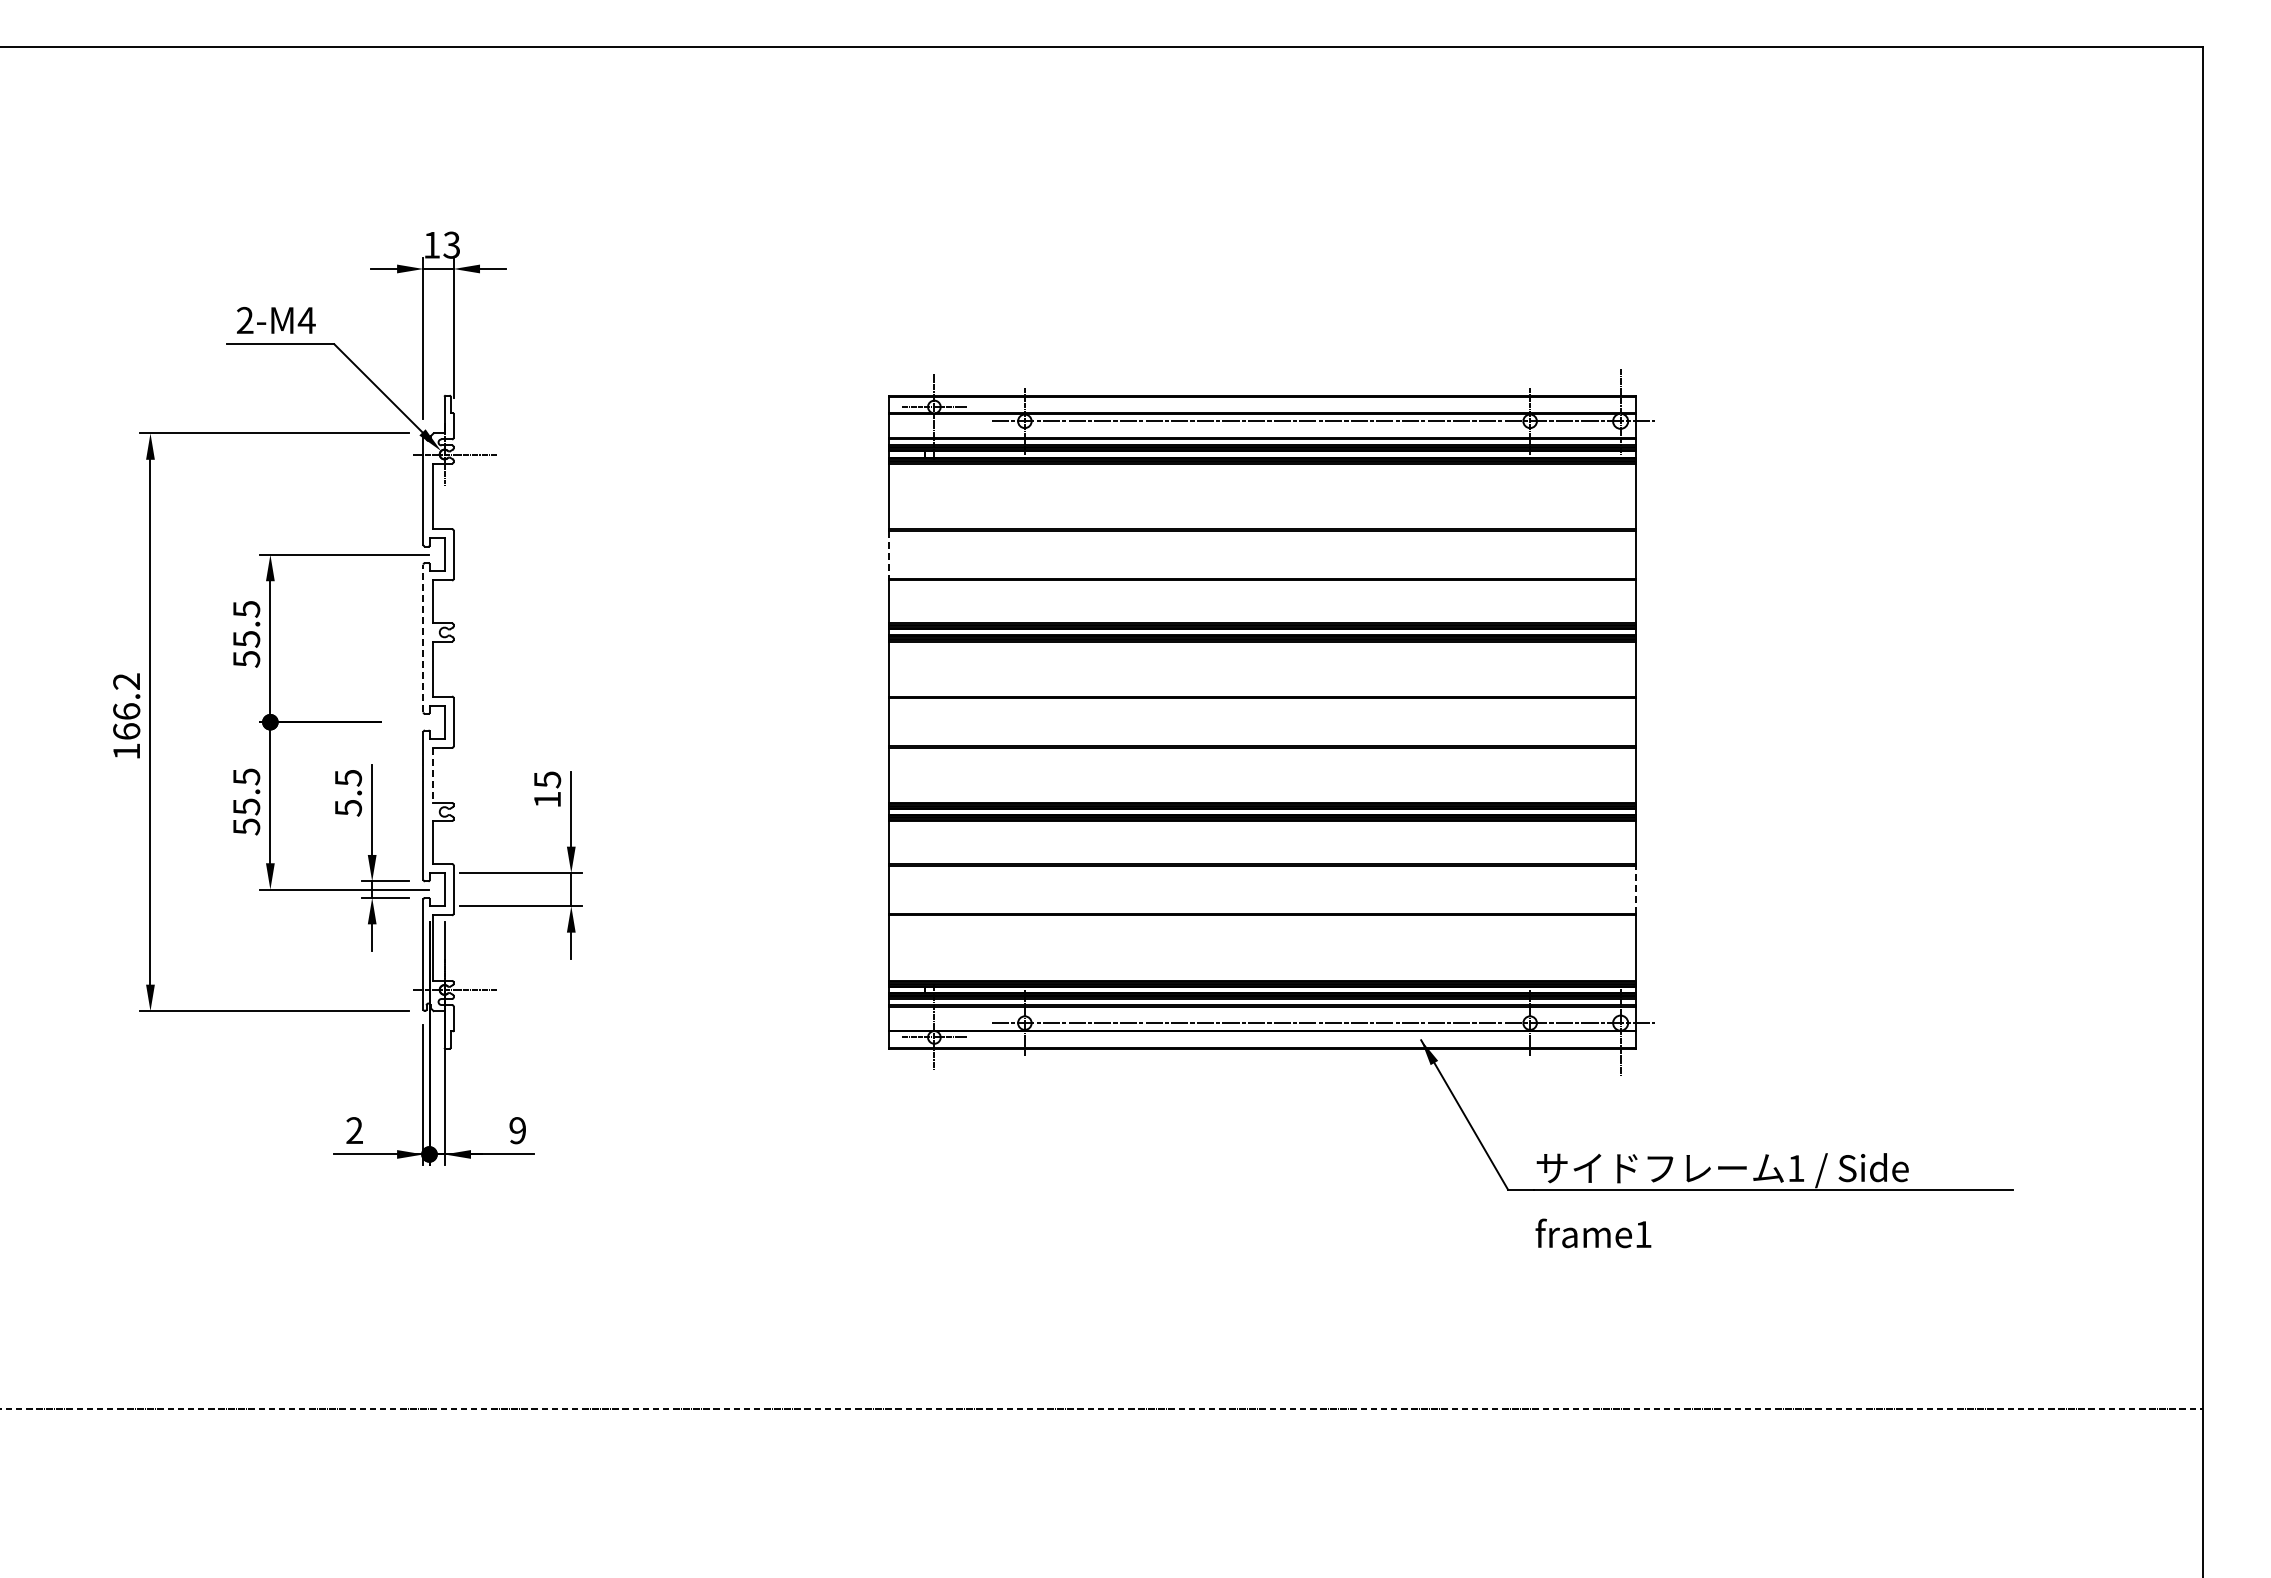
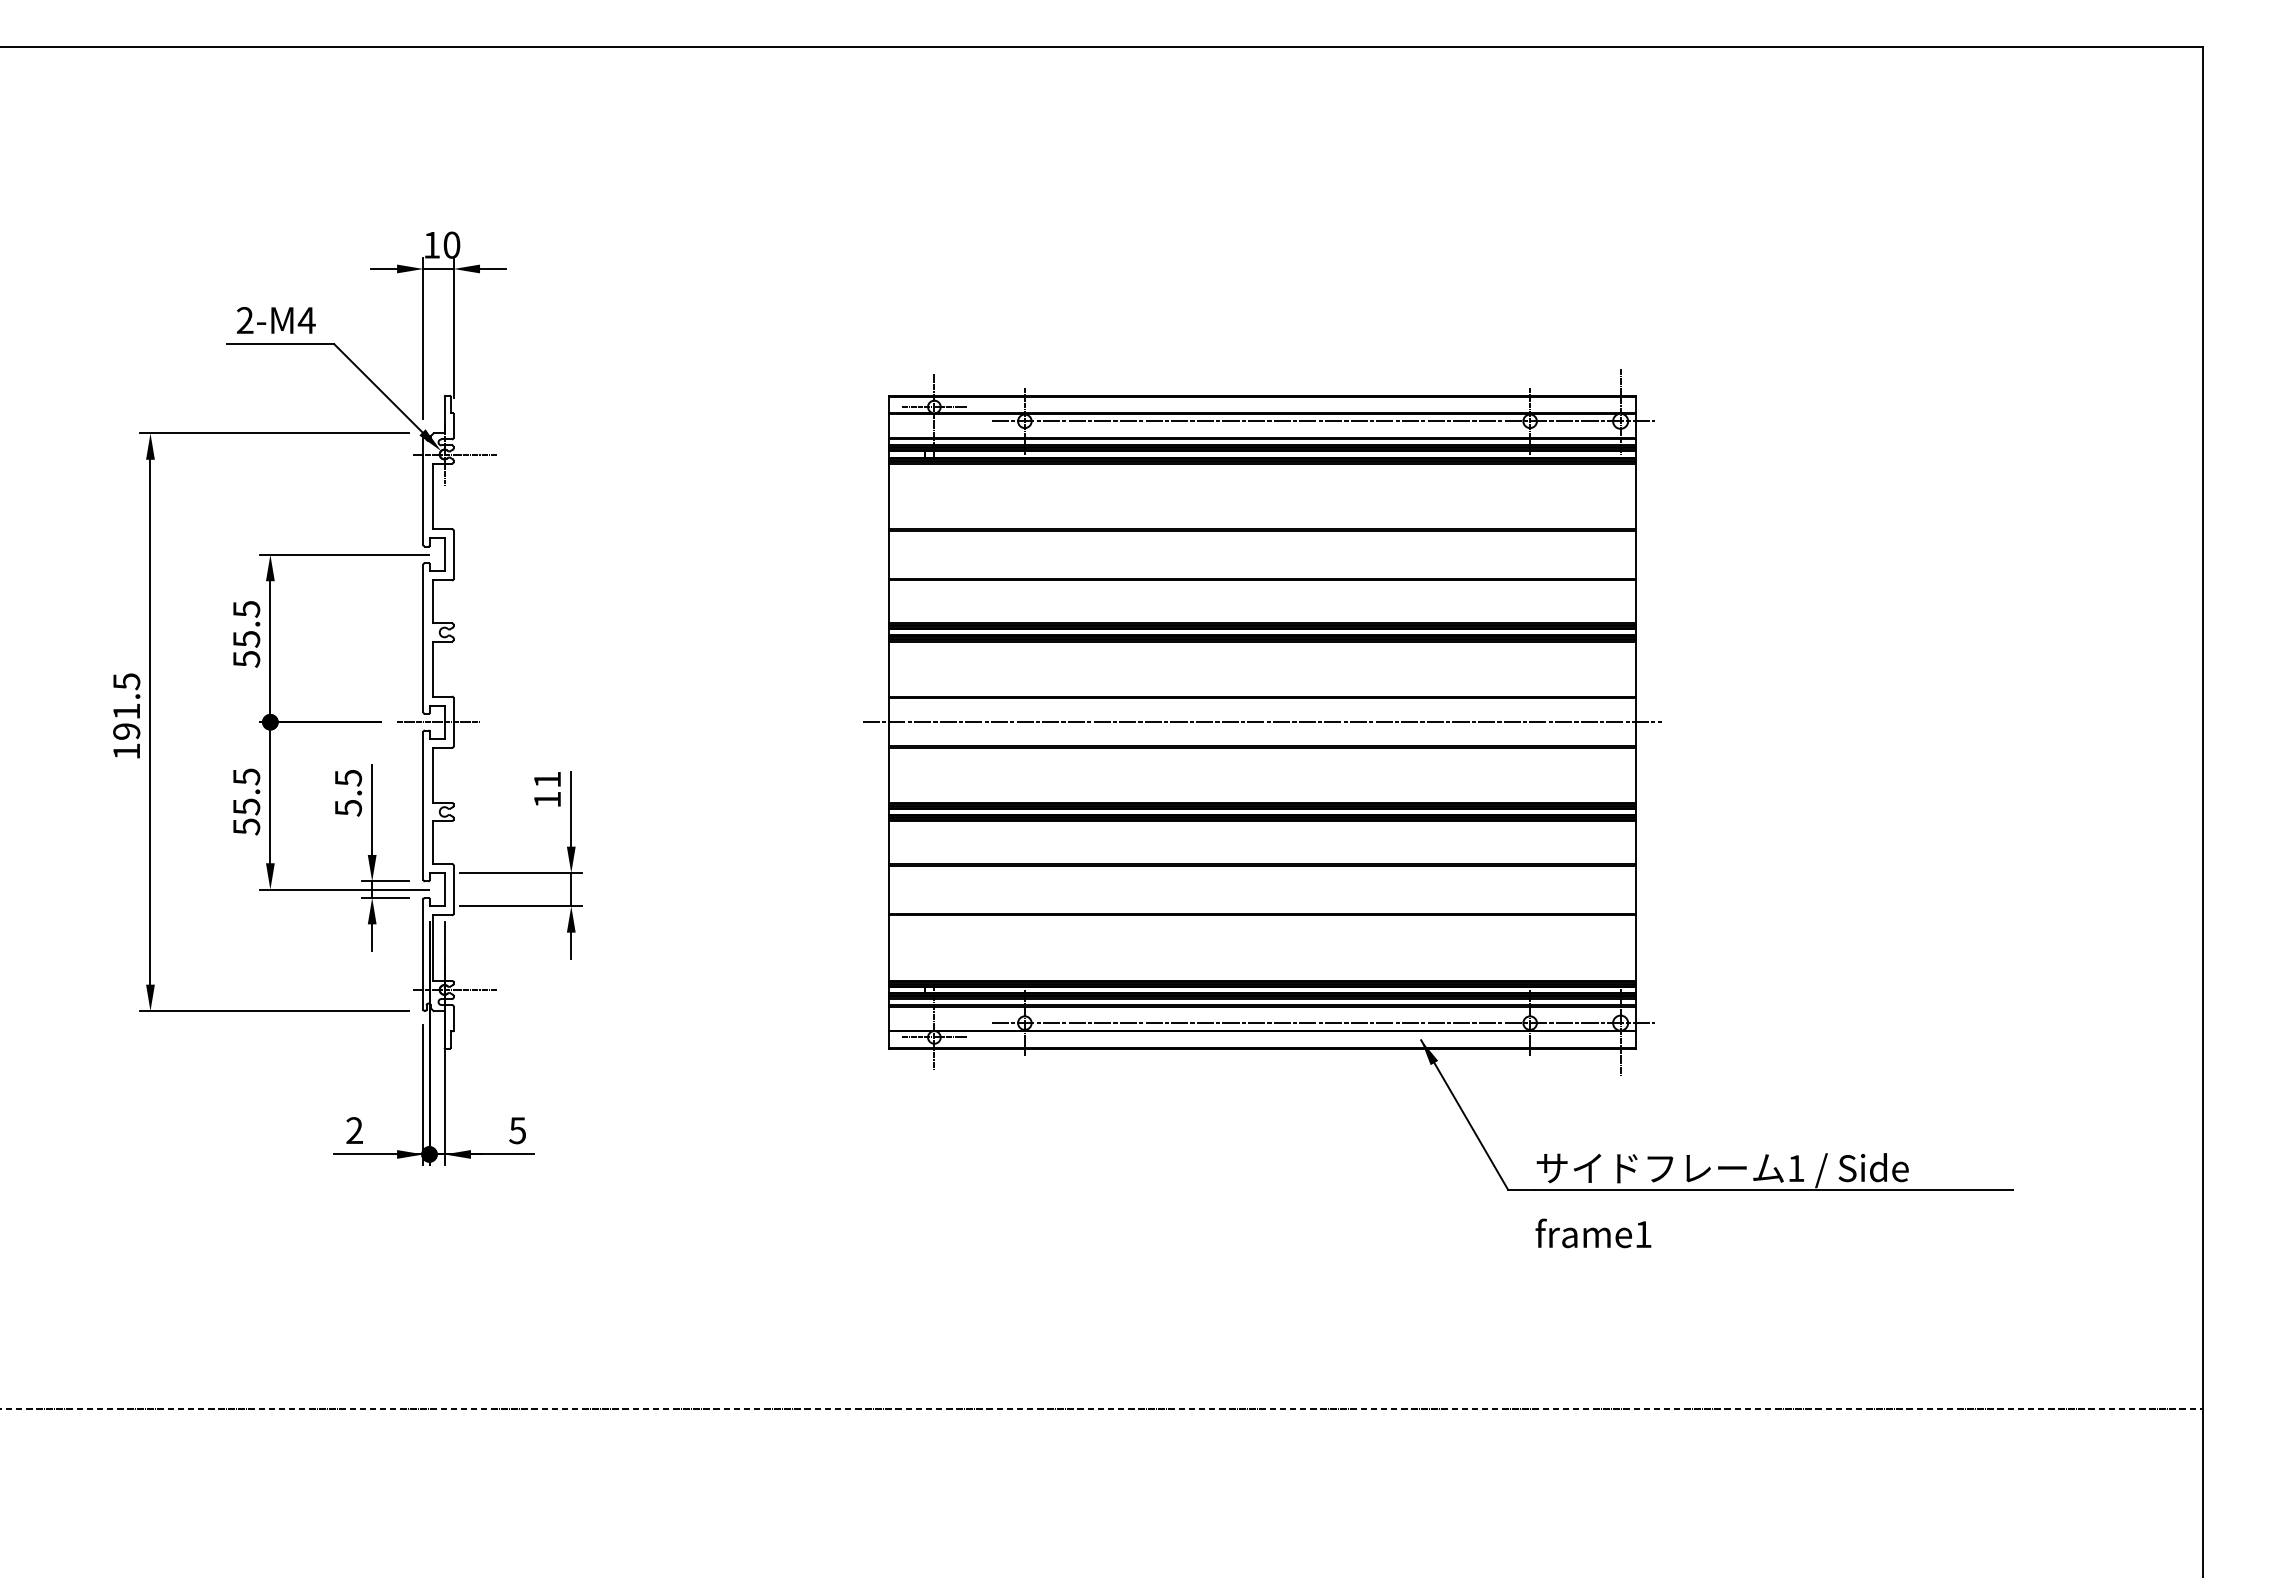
text: 13 -> 10 (451, 244)
line: dashed -> solid (889, 555)
line: dashed -> solid (423, 638)
text: 166.2 -> 191.5 (126, 706)
line: none -> present (438, 722)
line: none -> present (1262, 722)
line: dashed -> solid (432, 775)
text: 15 -> 11 (547, 779)
line: dashed -> solid (1635, 889)
text: 9 -> 5 (517, 1130)
